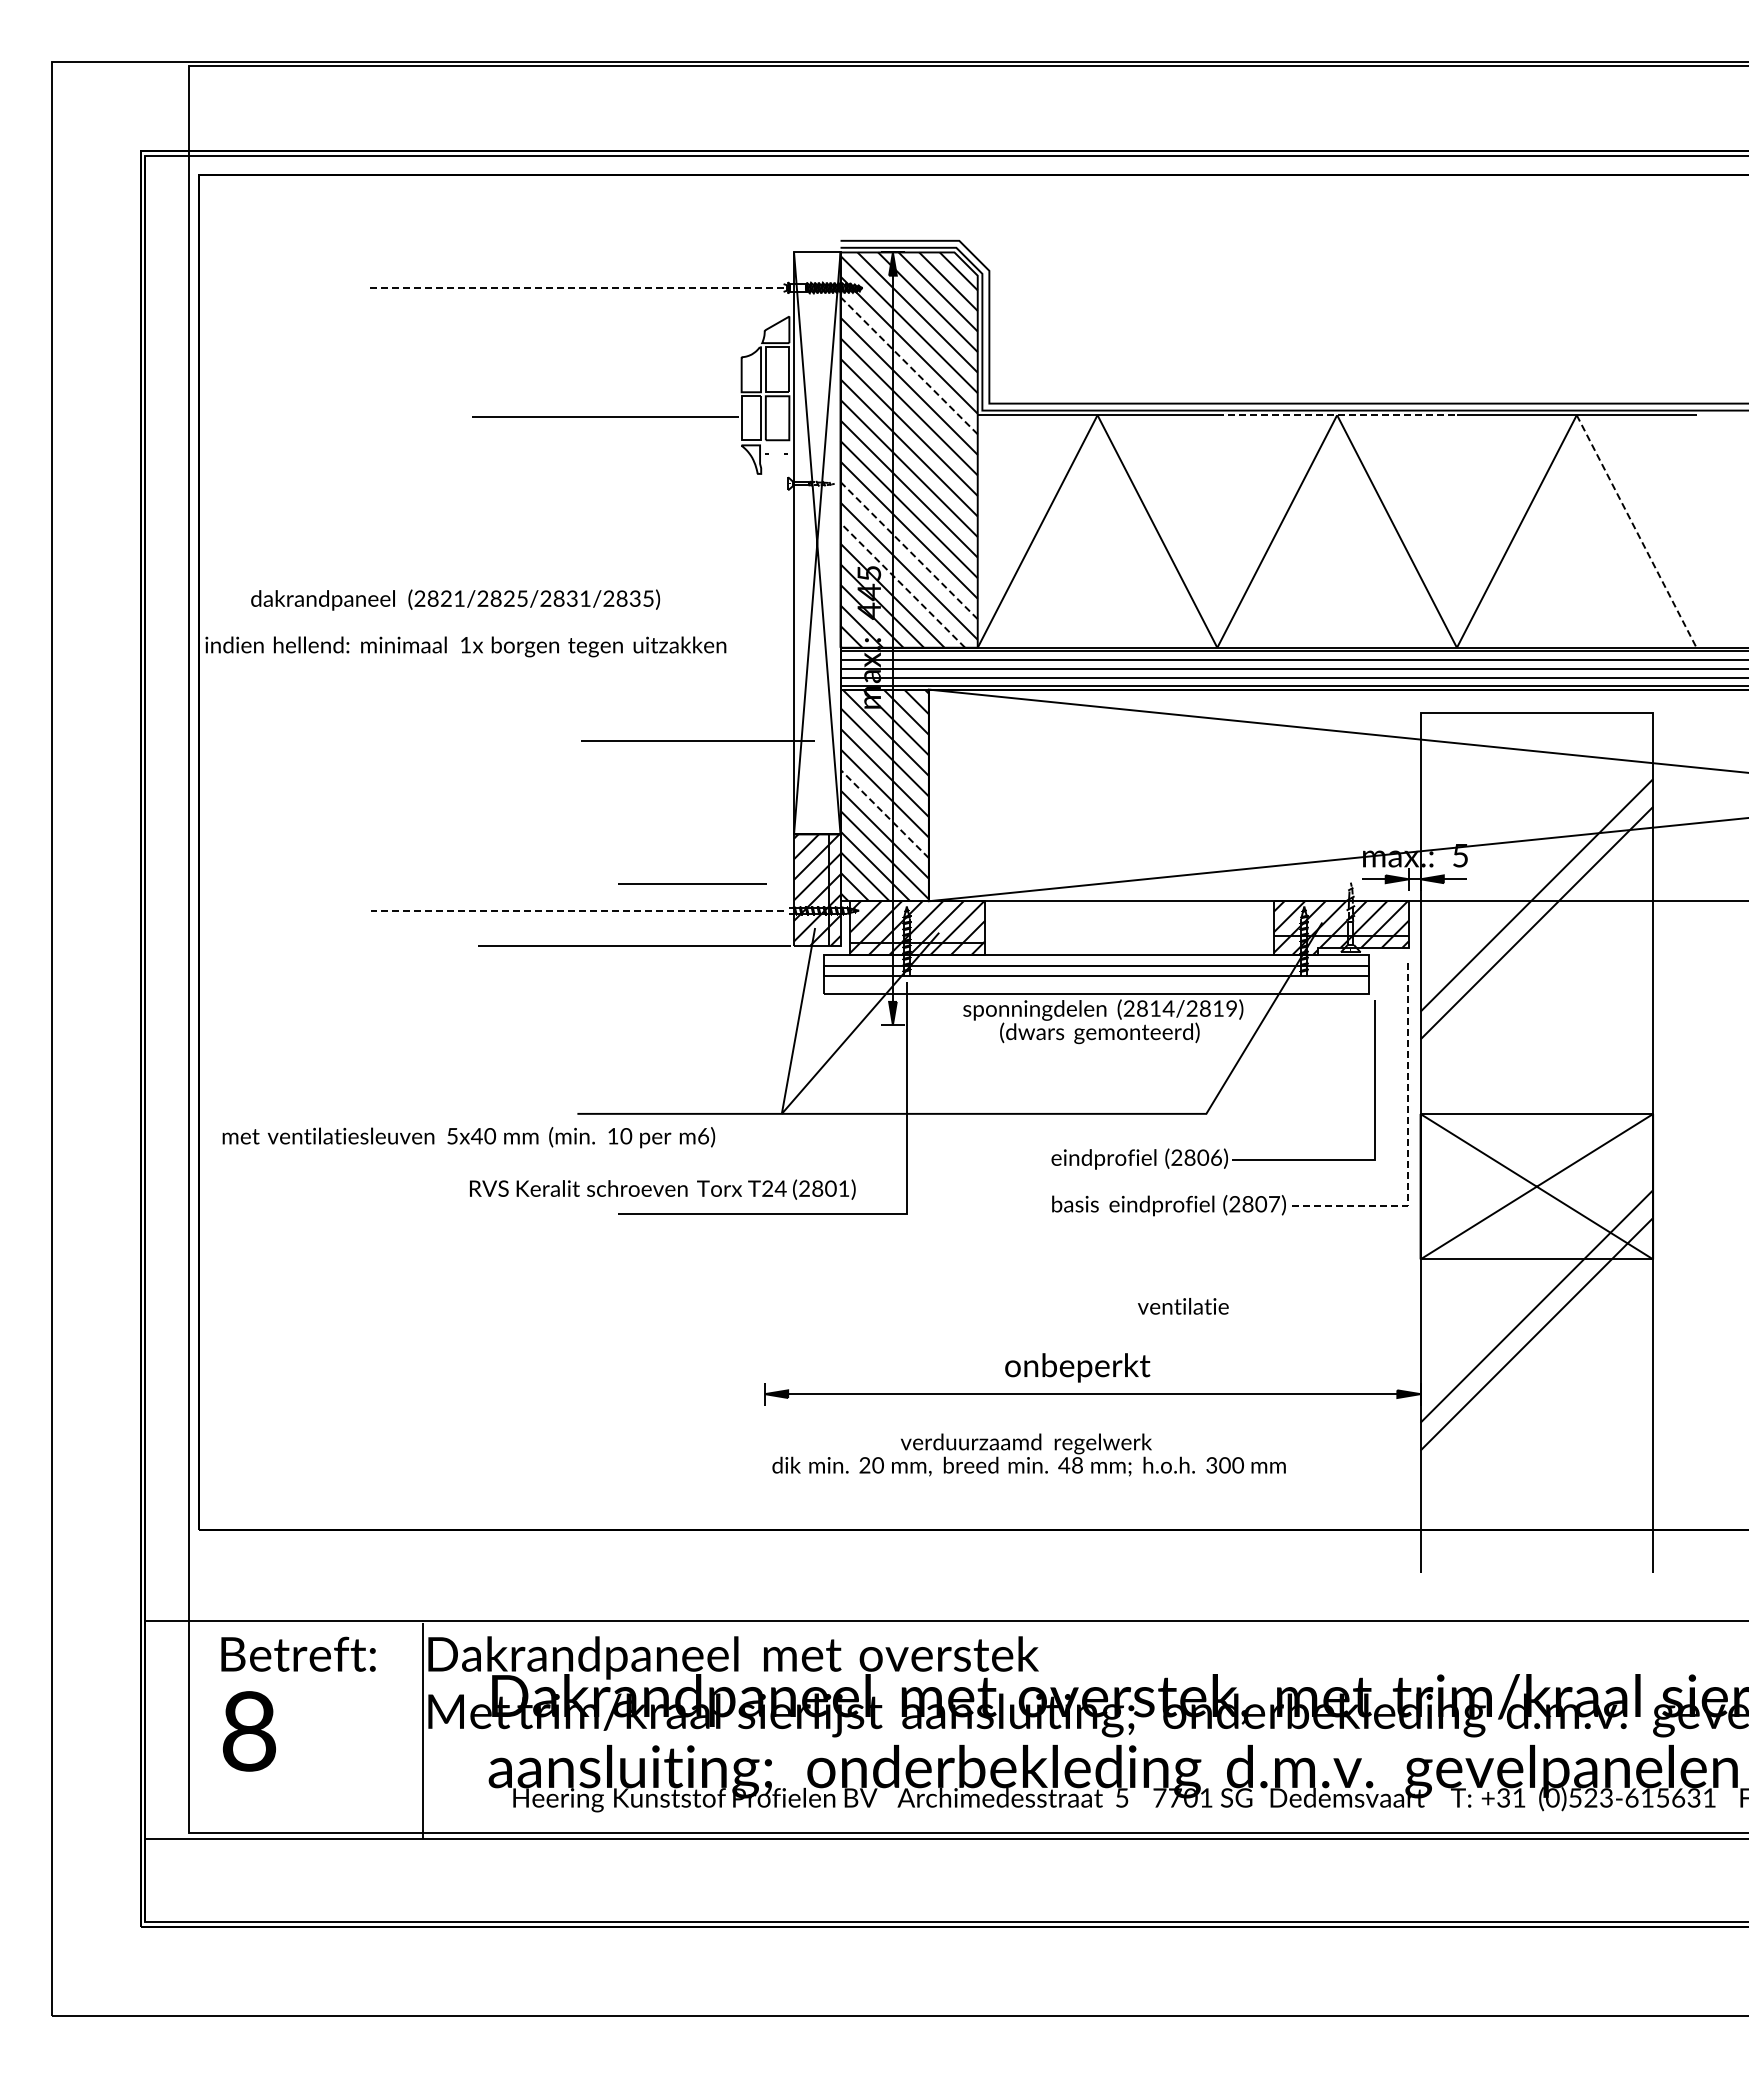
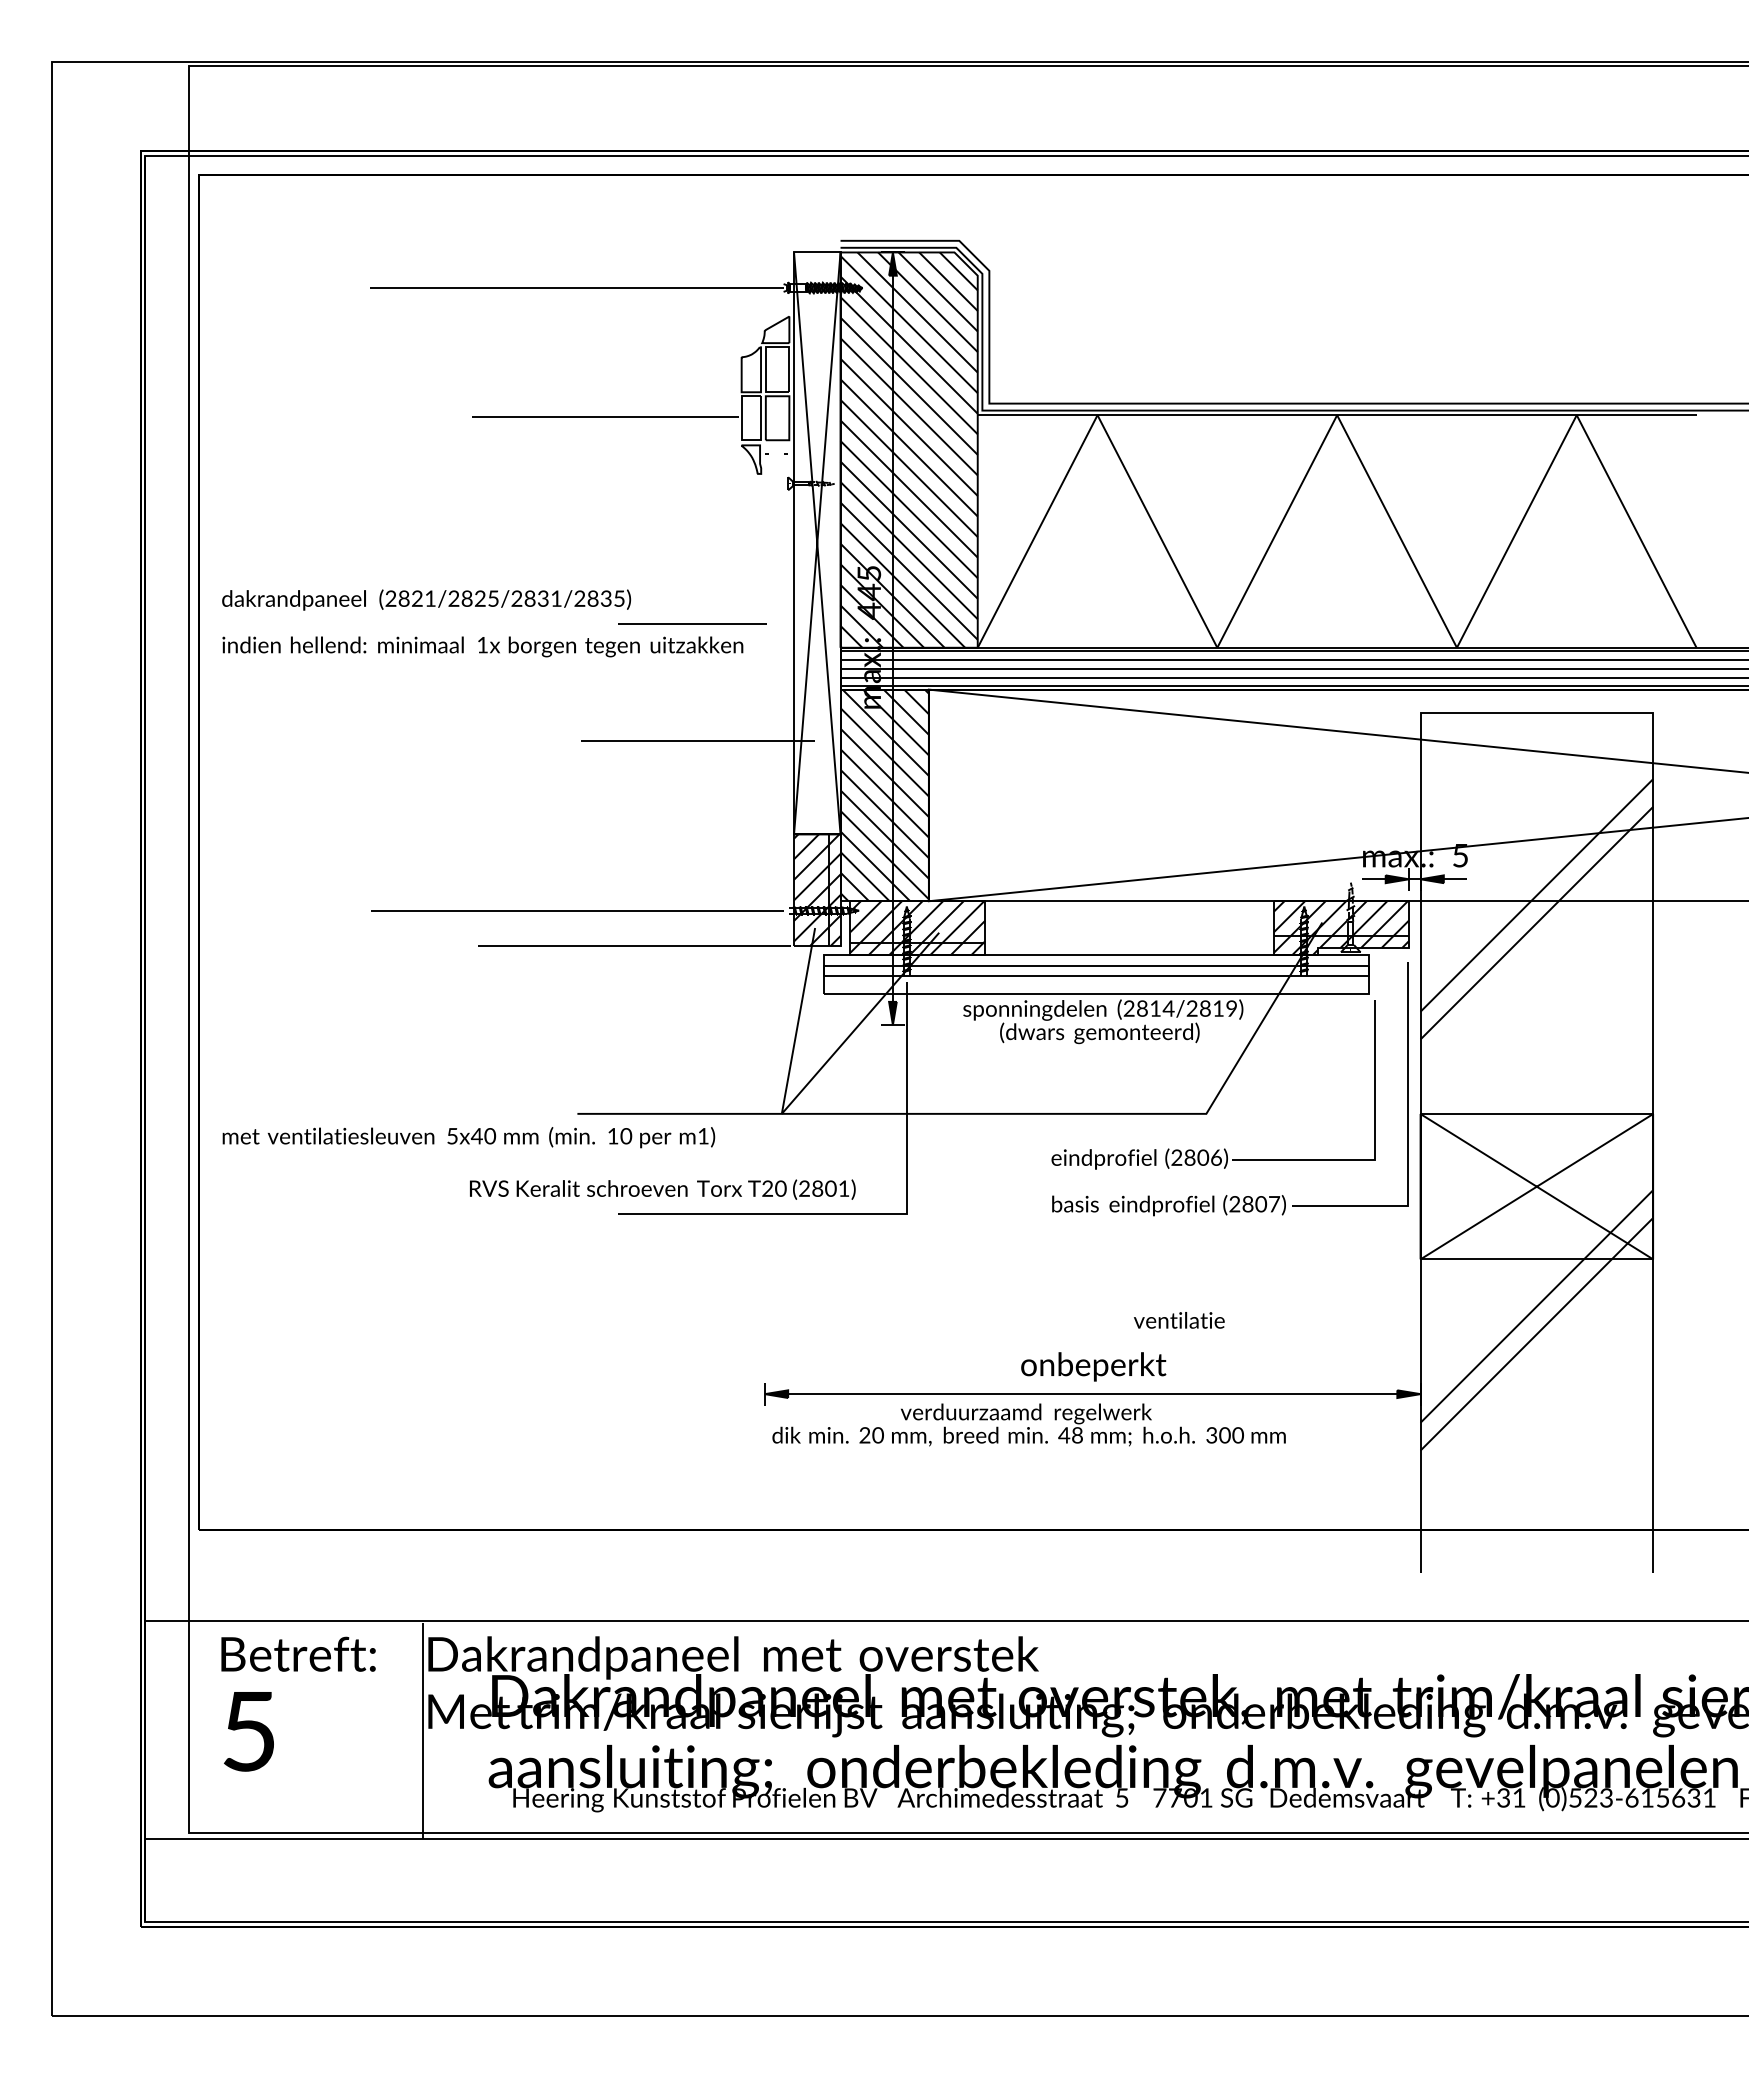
line: dashed -> solid (576, 287)
line: dashed -> solid (908, 365)
line: dashed -> solid (1337, 415)
line: dashed -> solid (1636, 531)
line: dashed -> solid (908, 550)
line: dashed -> solid (902, 585)
text position: (455, 599) -> (426, 599) (426, 599)
text position: (465, 646) -> (482, 646) (482, 646)
line: dashed -> solid (884, 813)
line position: (692, 883) -> (692, 623) (692, 623)
line: dashed -> solid (577, 910)
text: m6) -> m1) (703, 1136)
line: dashed -> solid (1407, 1142)
text: T24 -> T20 (780, 1188)
text position: (1183, 1306) -> (1179, 1320) (1179, 1320)
text position: (1077, 1367) -> (1093, 1366) (1093, 1366)
text position: (1028, 1454) -> (1028, 1424) (1028, 1424)
text: 8 -> 5 (249, 1731)
